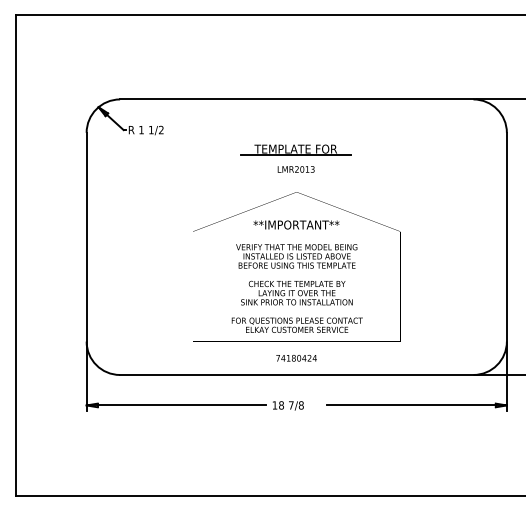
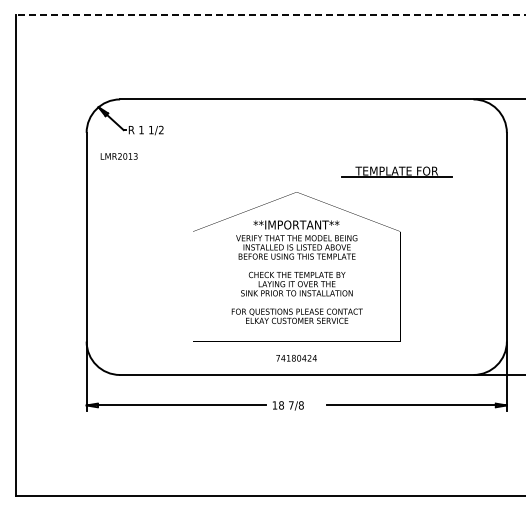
line: solid -> dashed (270, 15)
part position: (295, 149) -> (396, 171) (396, 171)
text position: (295, 169) -> (118, 156) (118, 156)
text position: (296, 288) -> (296, 279) (296, 279)
